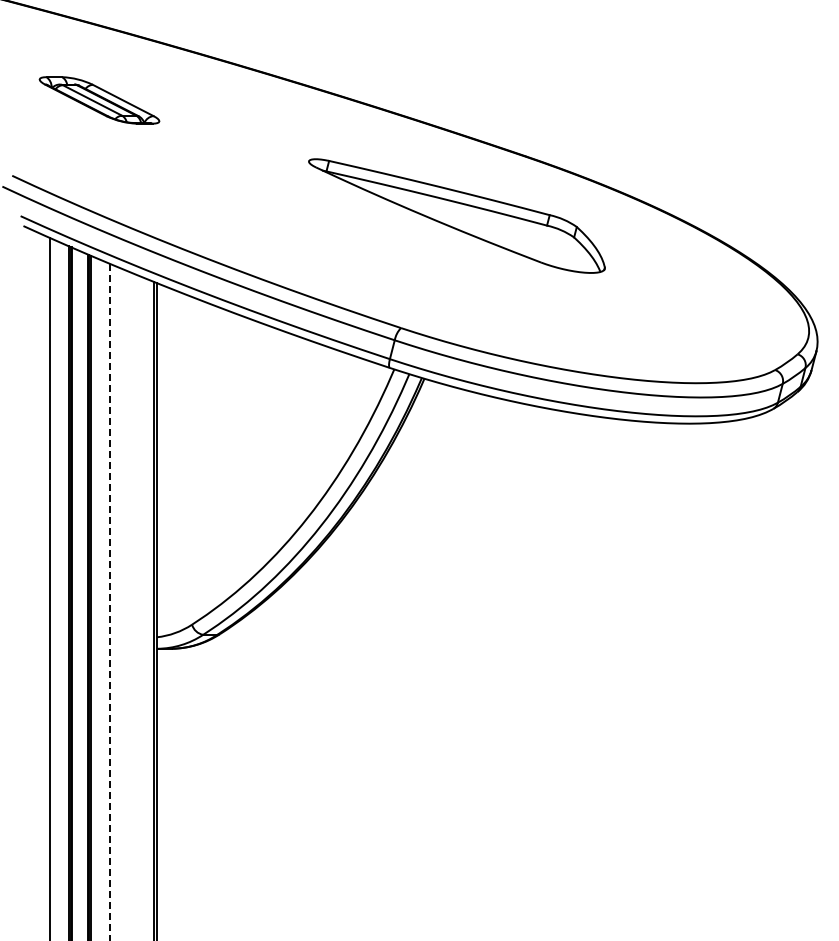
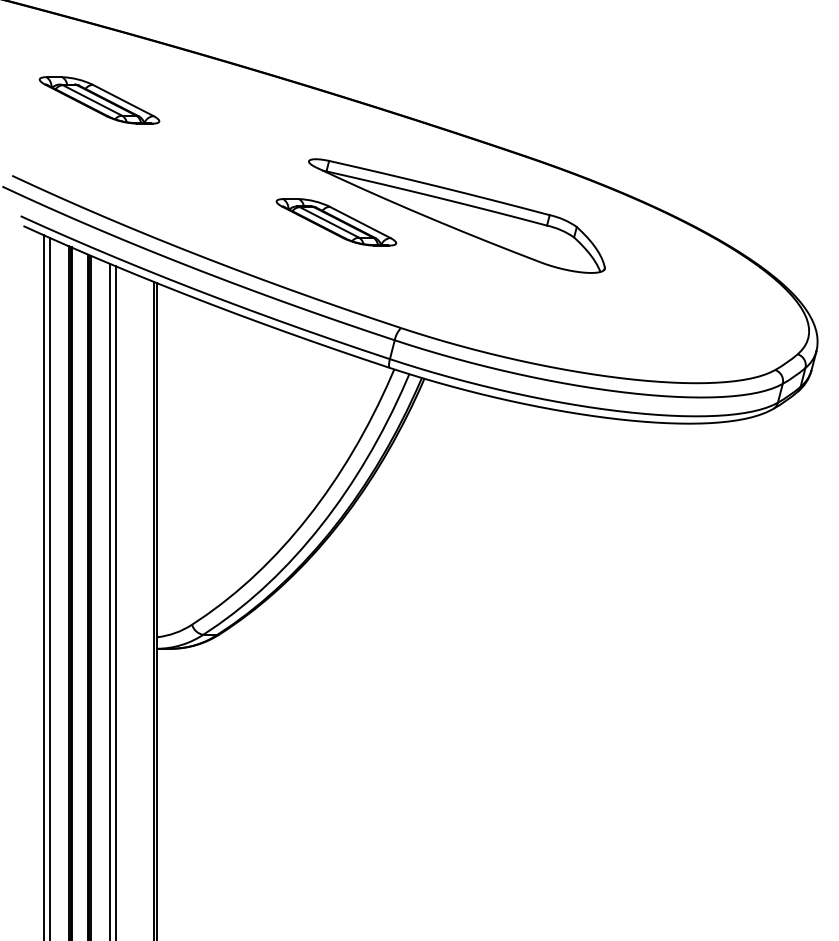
part: none -> present (336, 222)
line: none -> present (43, 586)
line: none -> present (115, 601)
line: dashed -> solid (109, 602)
